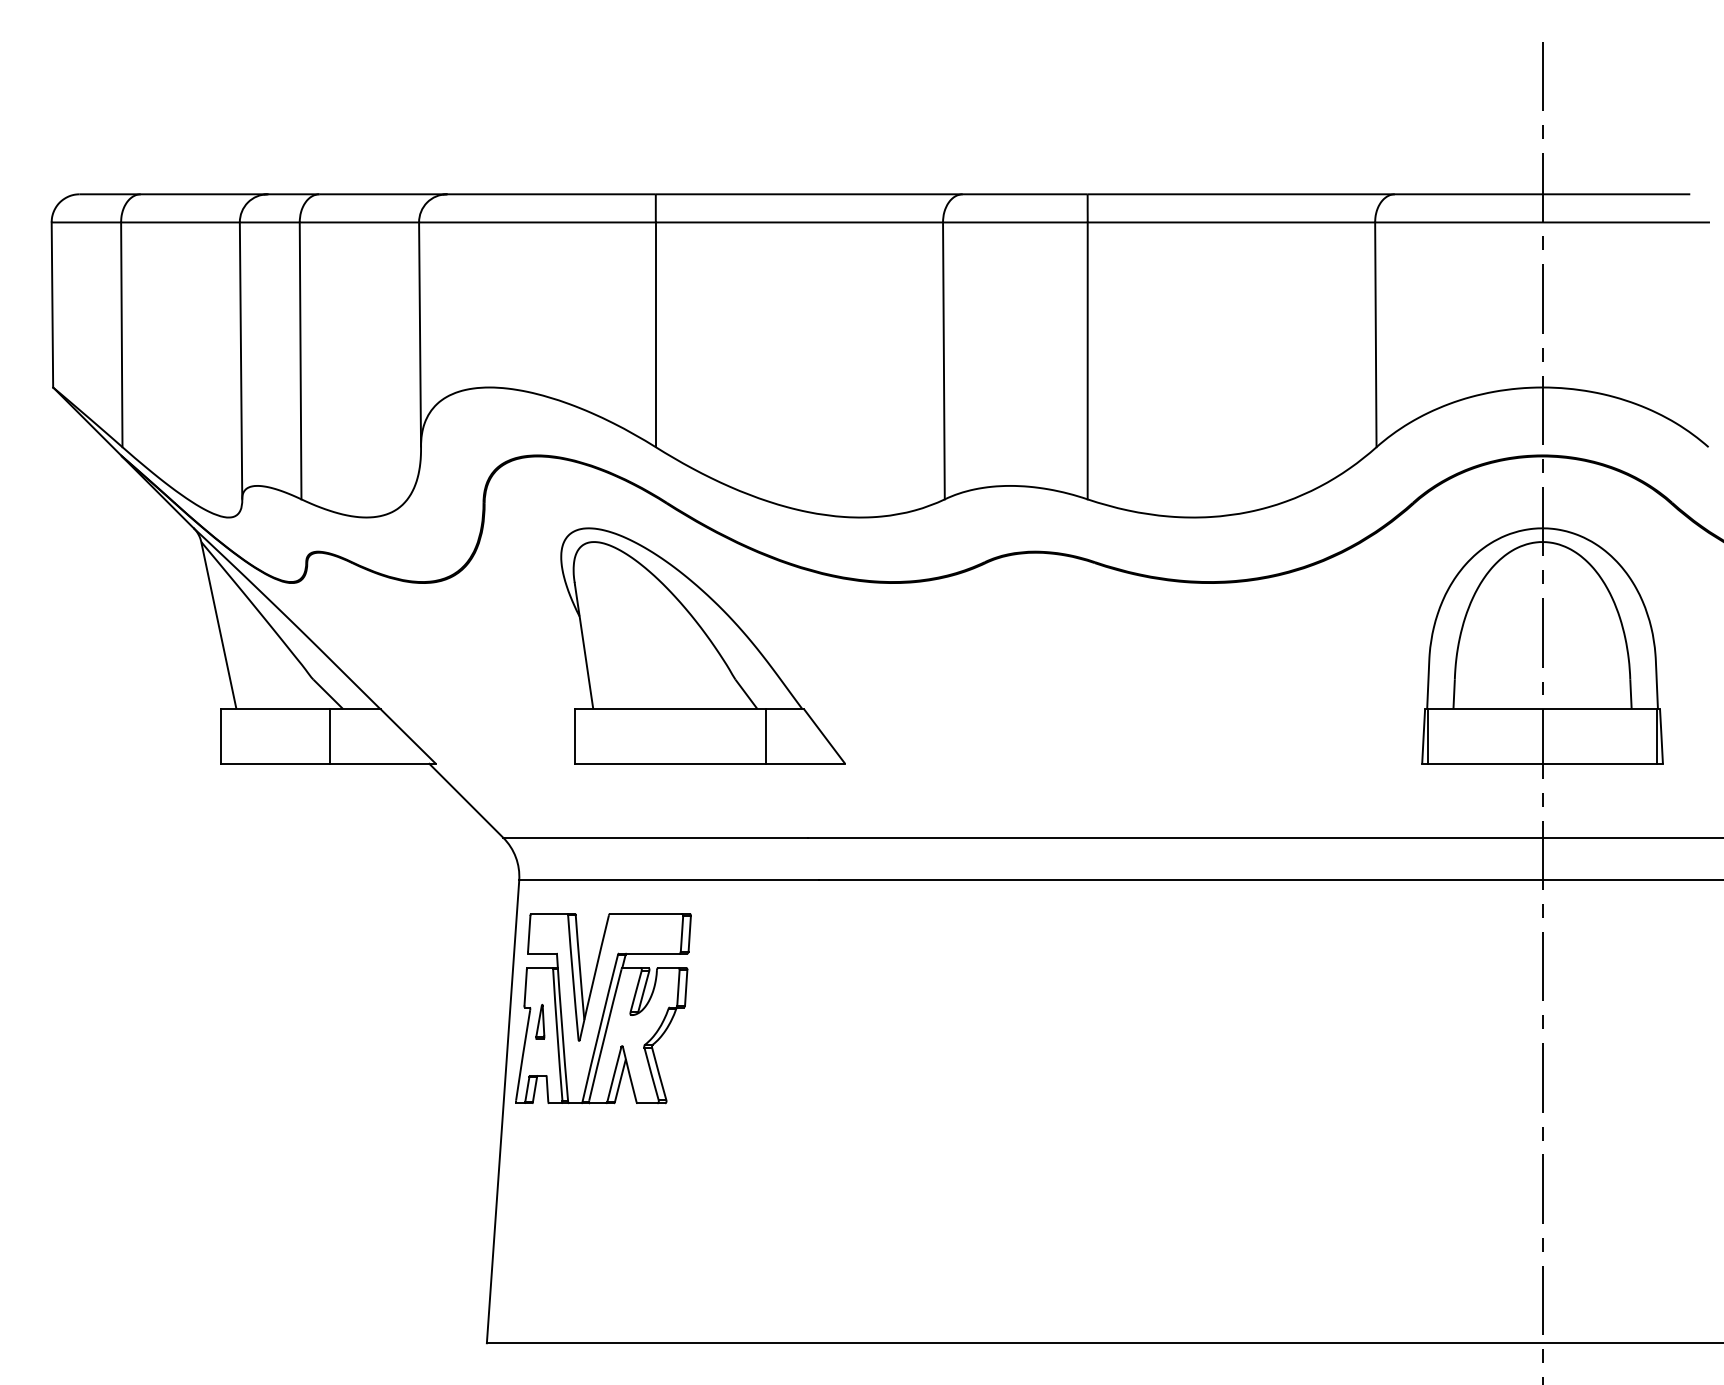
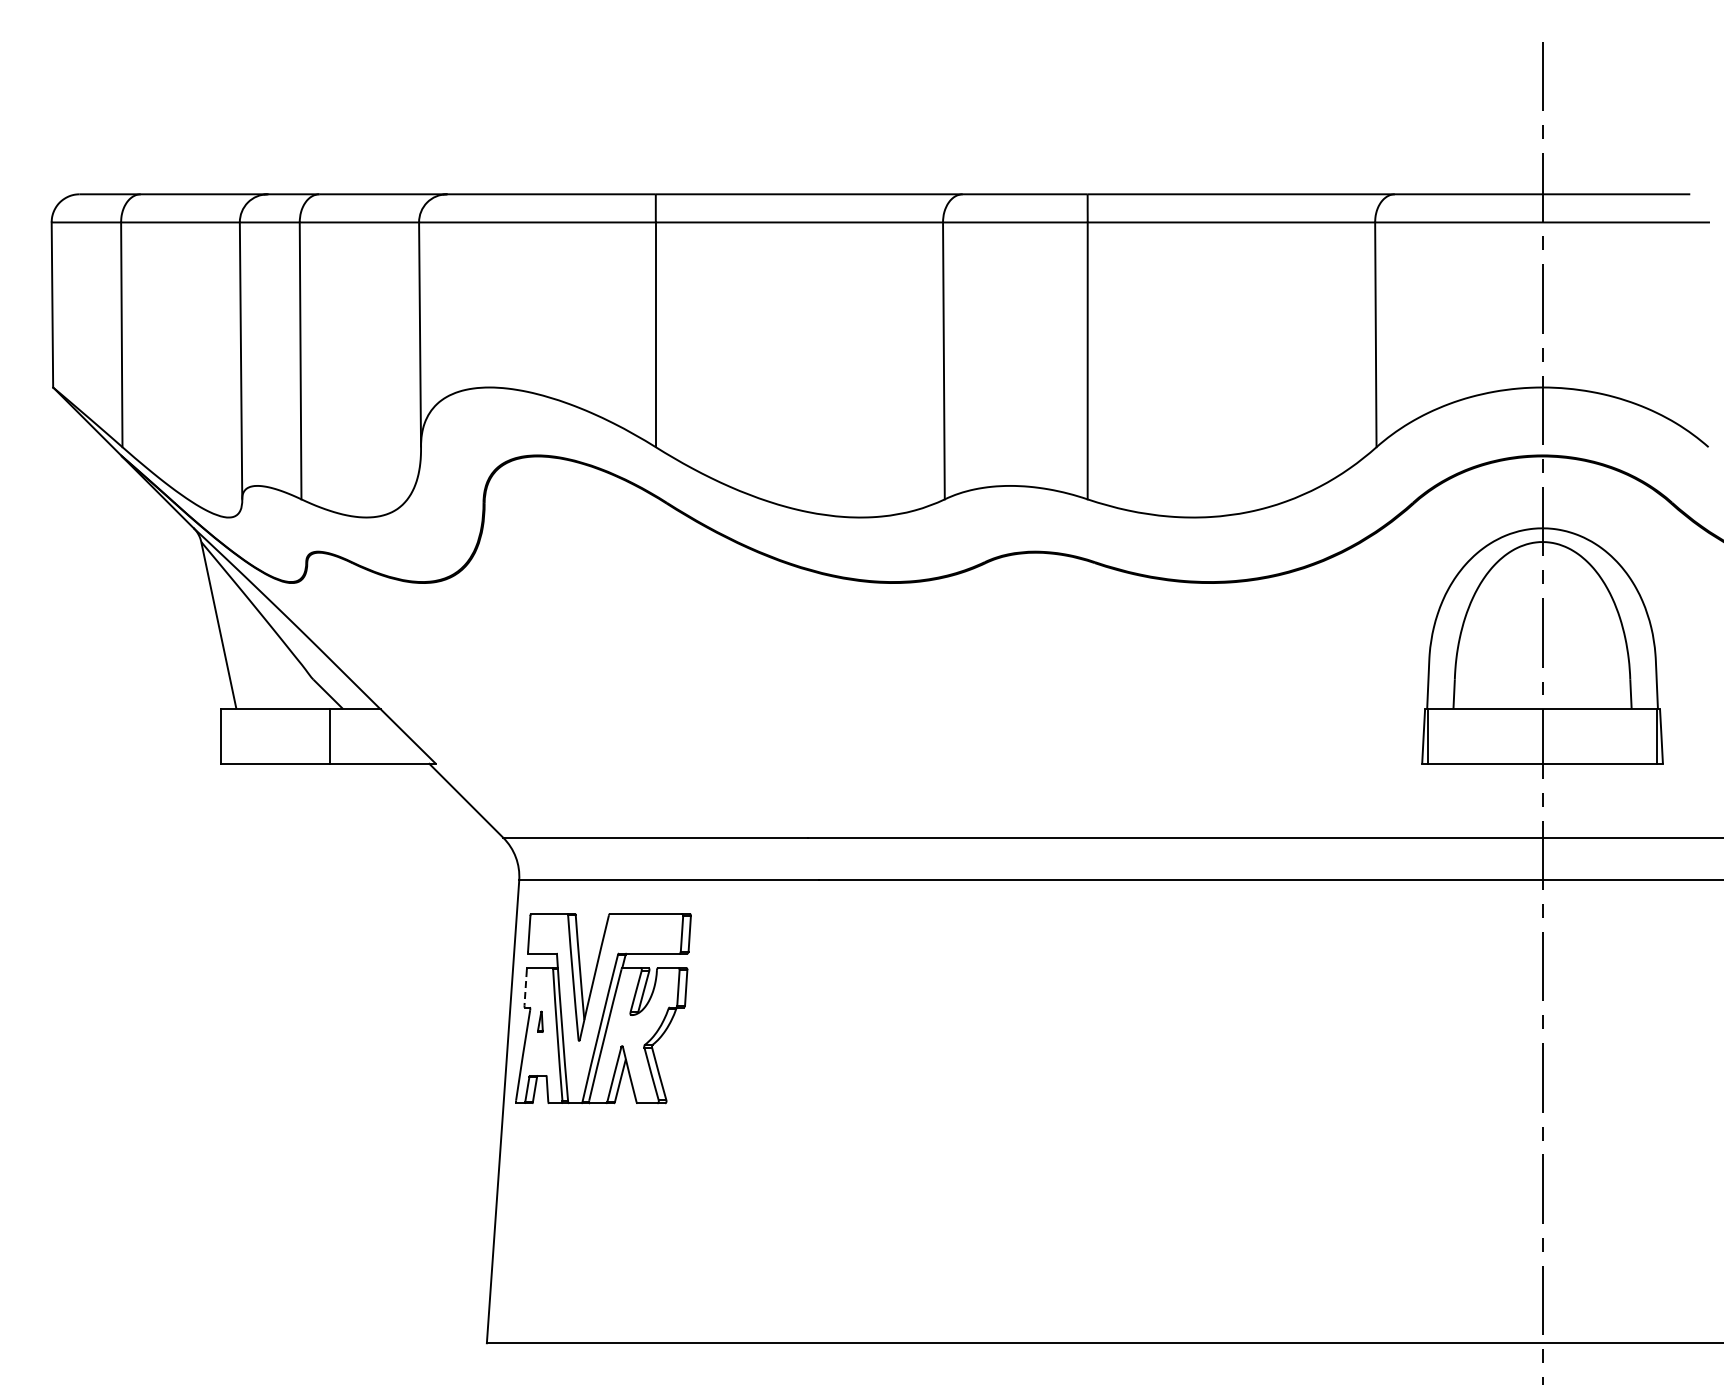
part: present -> none (702, 645)
line: solid -> dashed (525, 987)
part size: 11x36 px -> 7x23 px (540, 1021)
